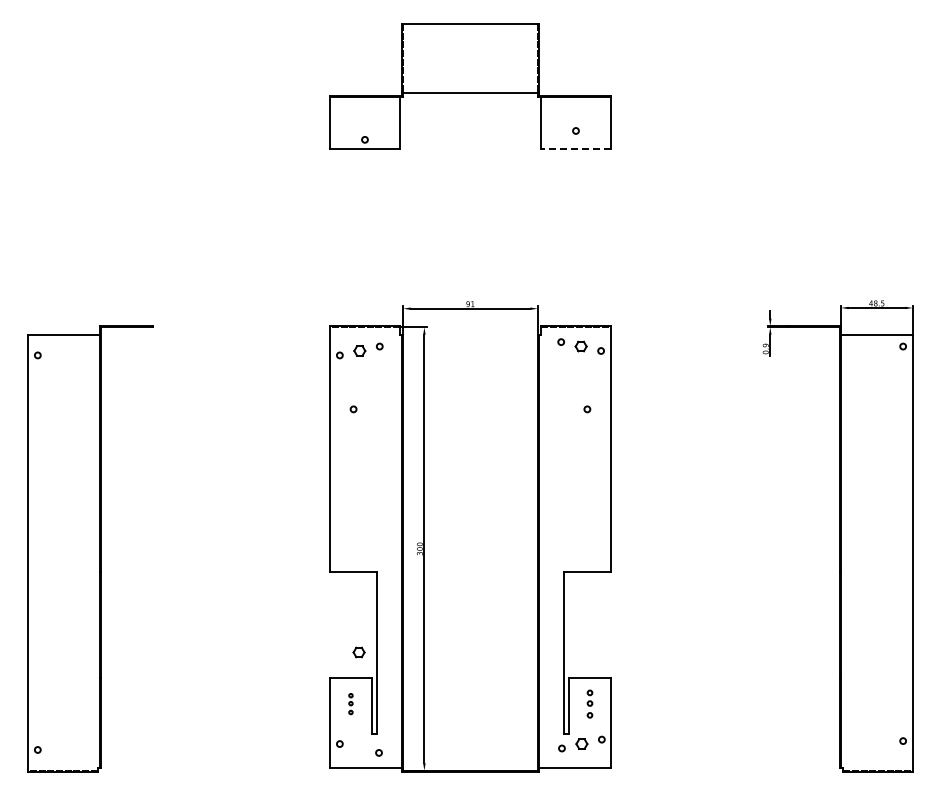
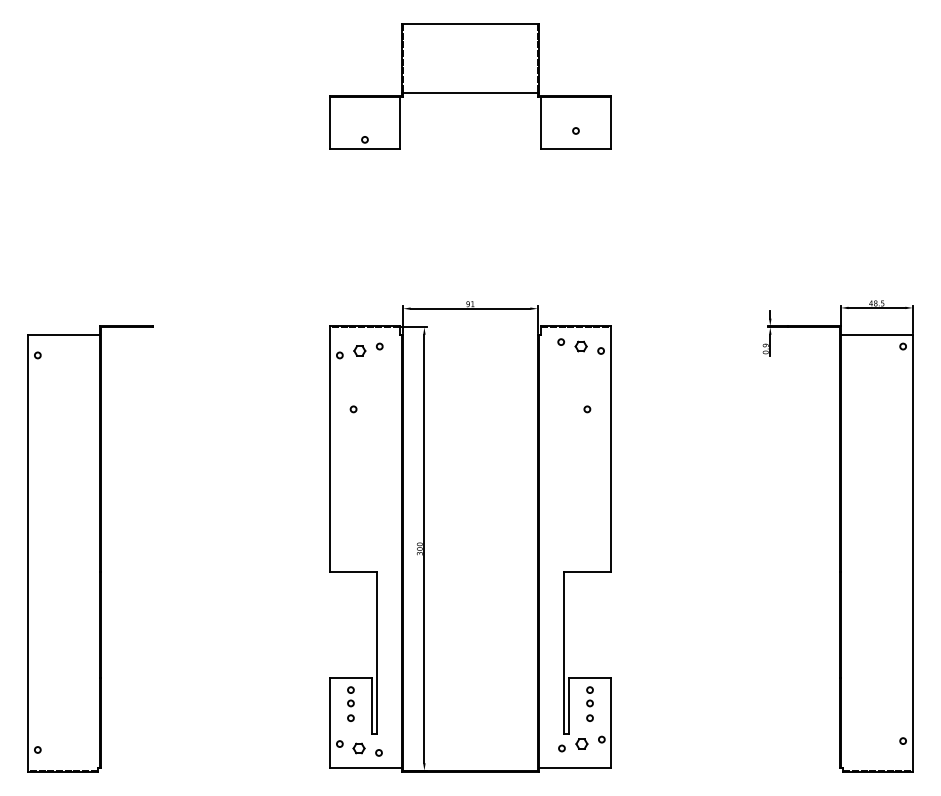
line: dashed -> solid (576, 148)
part position: (358, 652) -> (358, 748) (358, 748)
part size: 8x30 px -> 8x36 px (589, 703)
part size: 6x23 px -> 8x36 px (350, 703)
